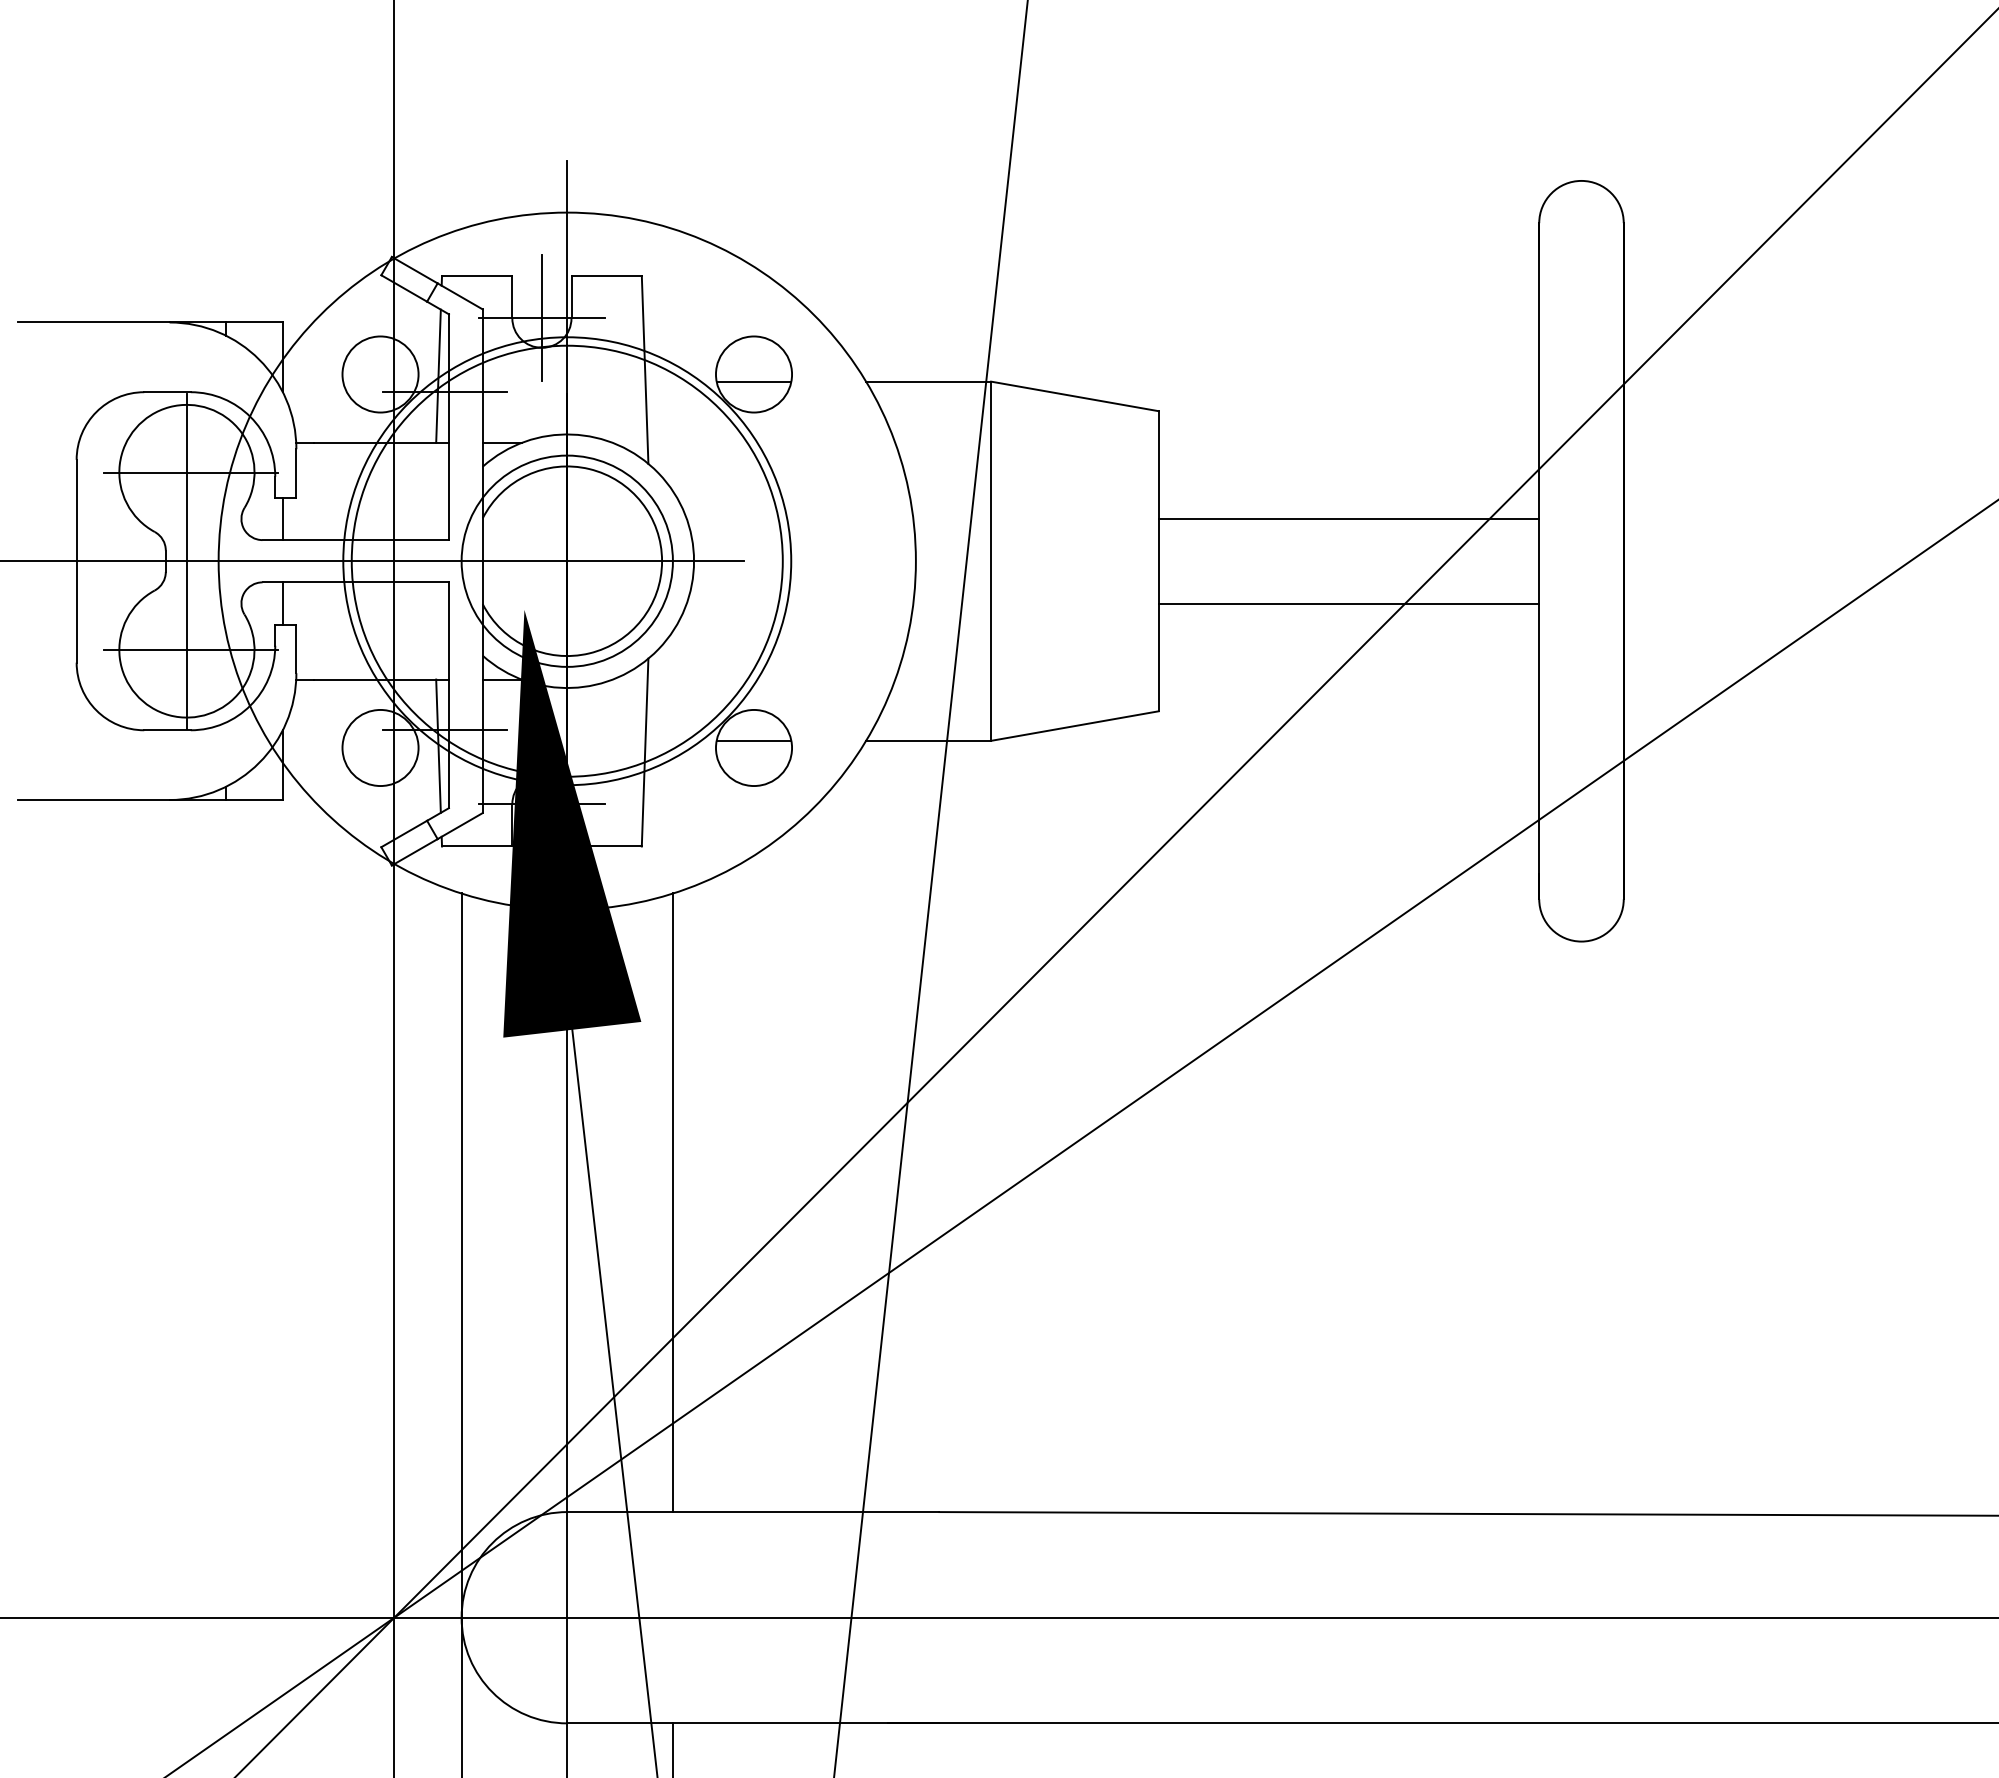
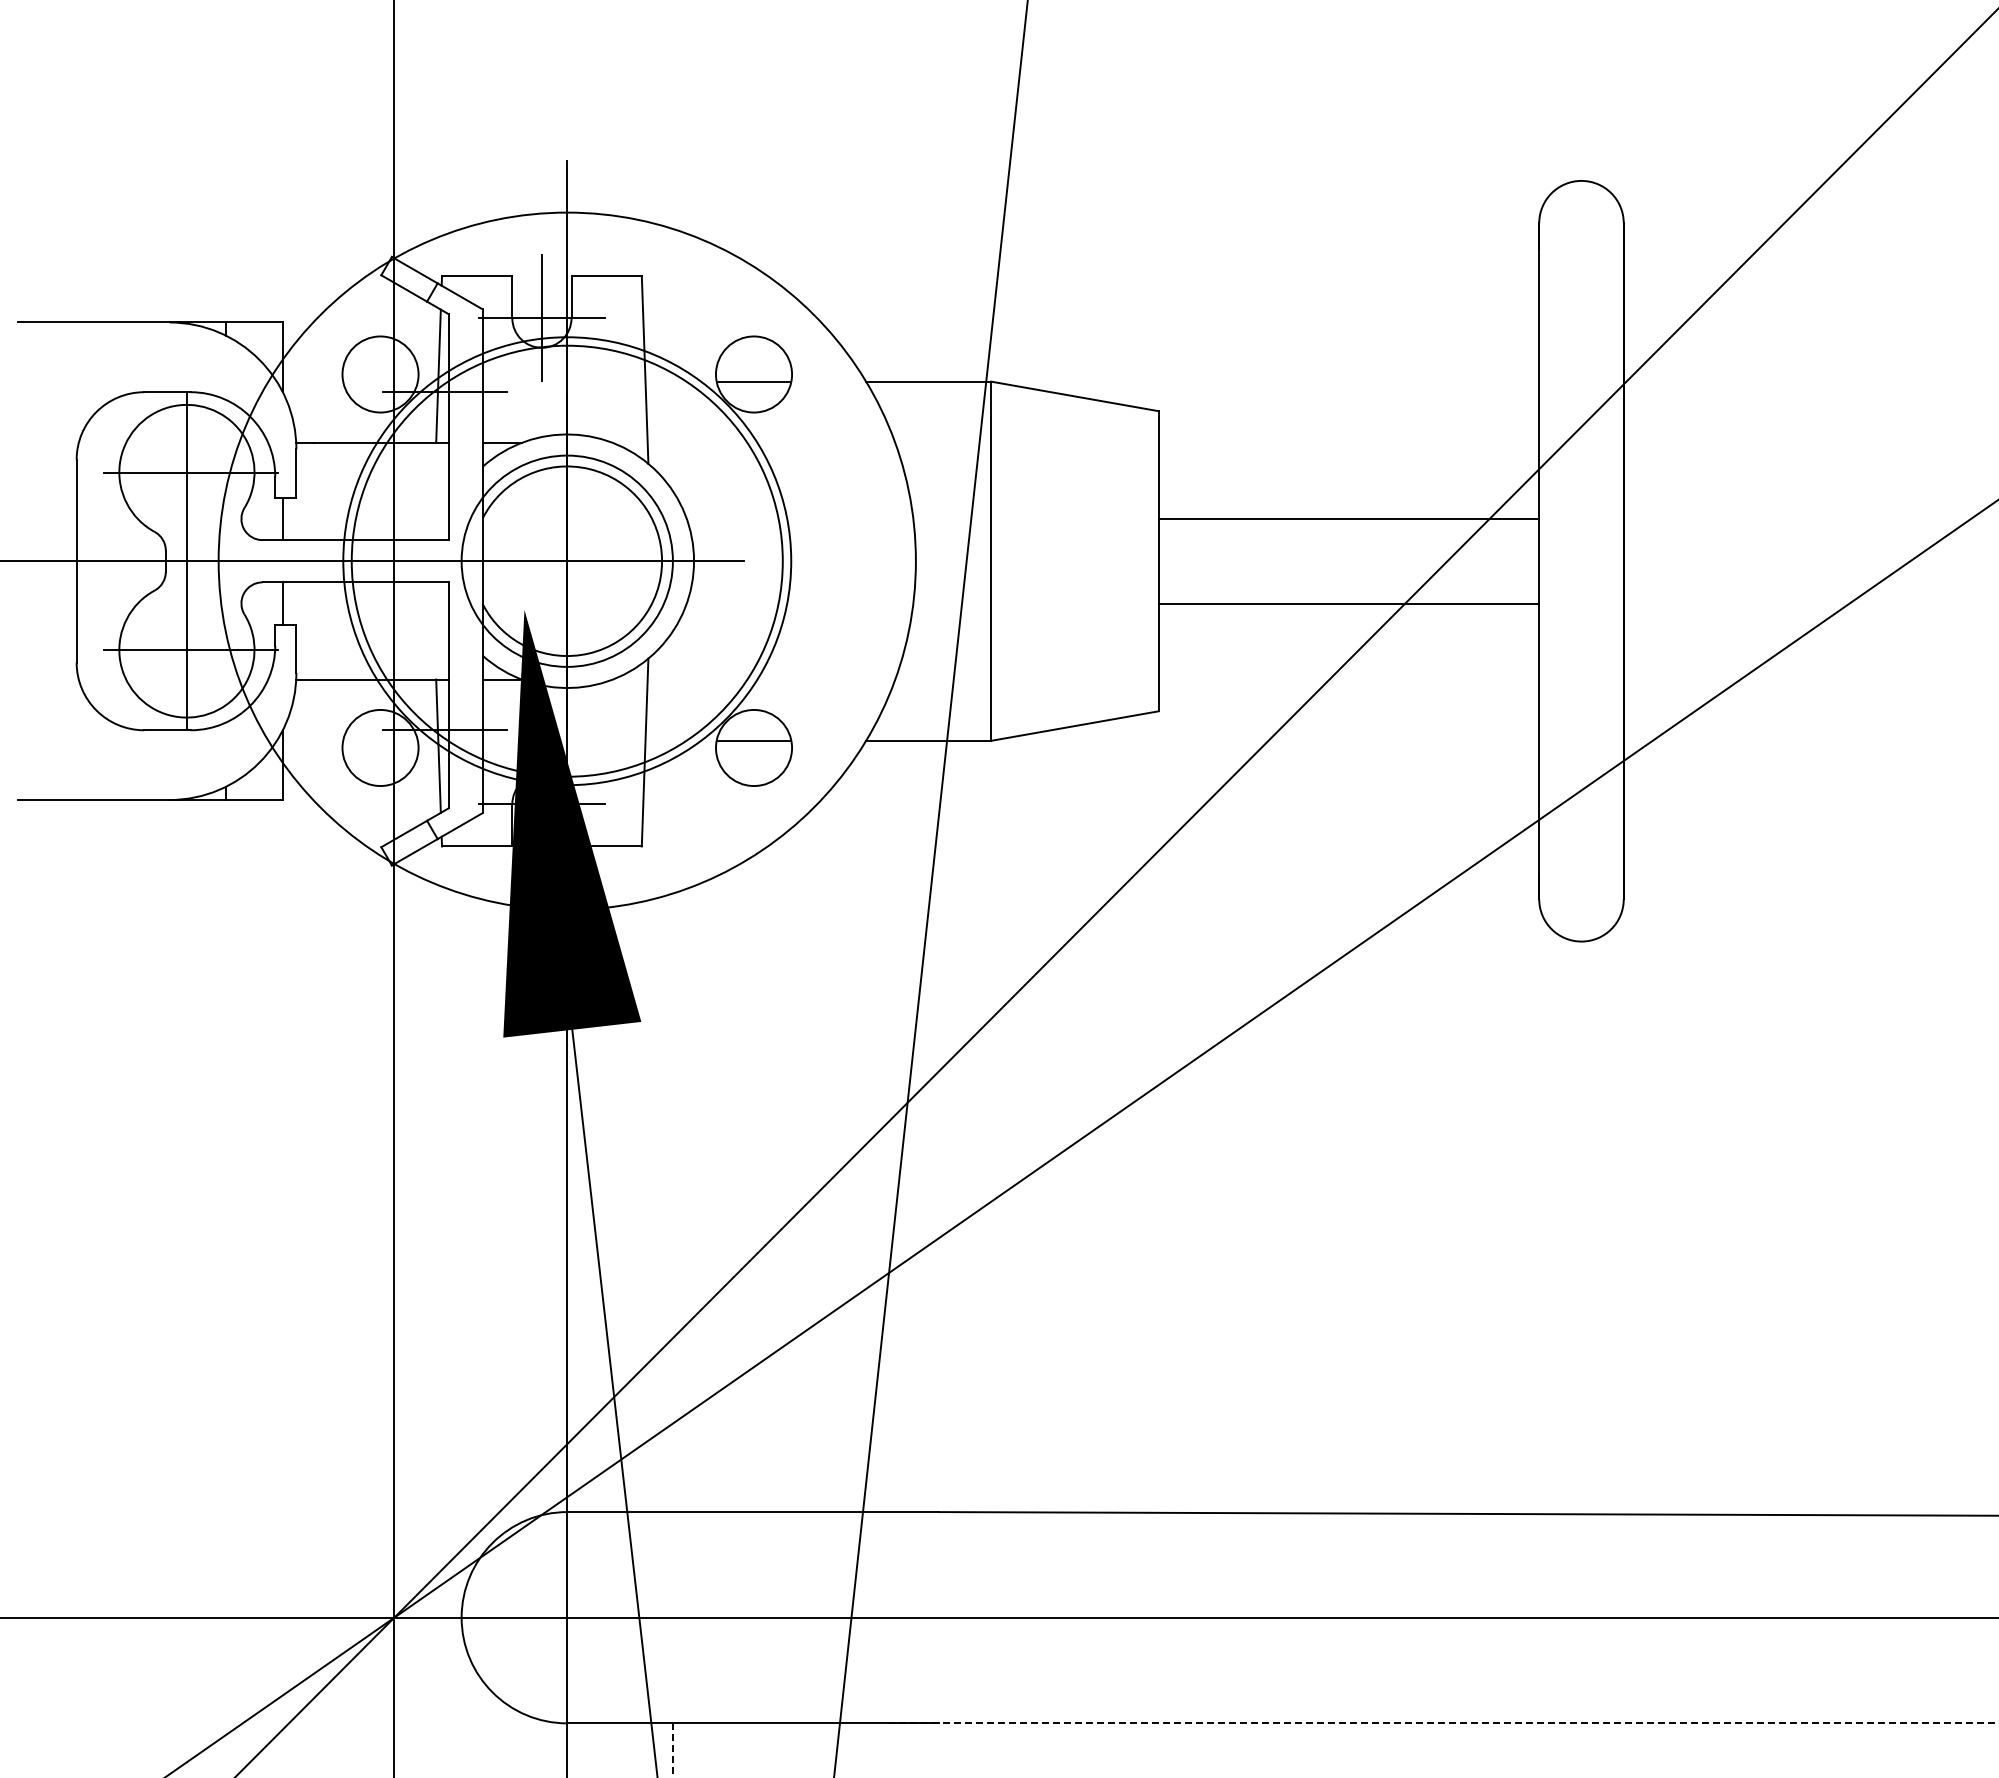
line: present -> none (672, 1202)
line: present -> none (461, 1333)
line: solid -> dashed (1442, 1723)
line: solid -> dashed (672, 1750)
